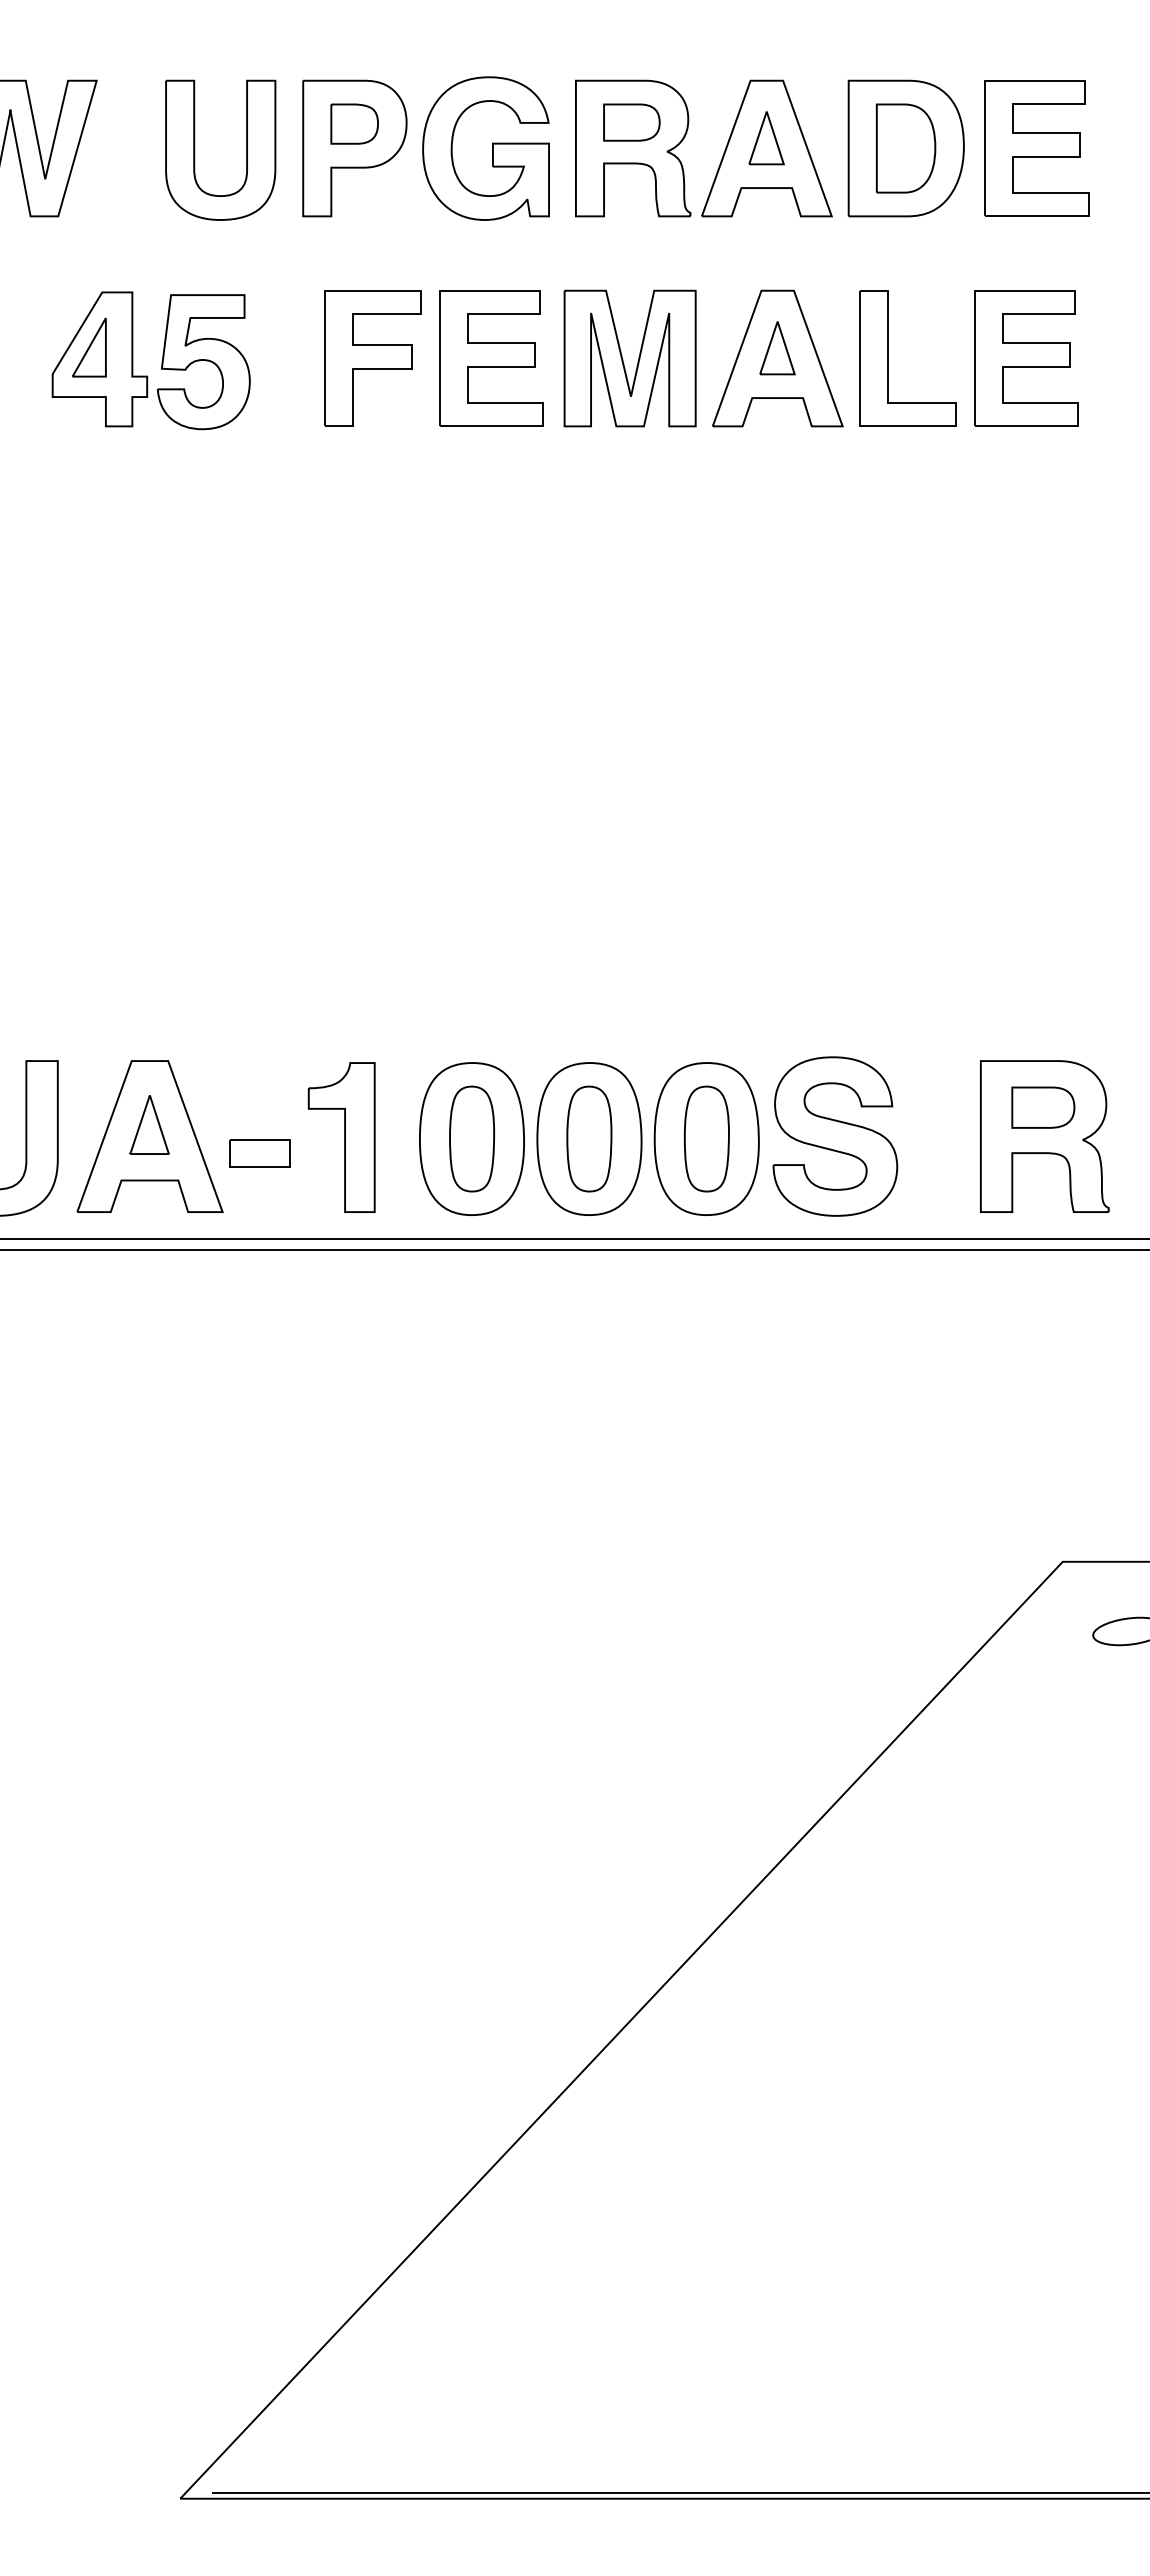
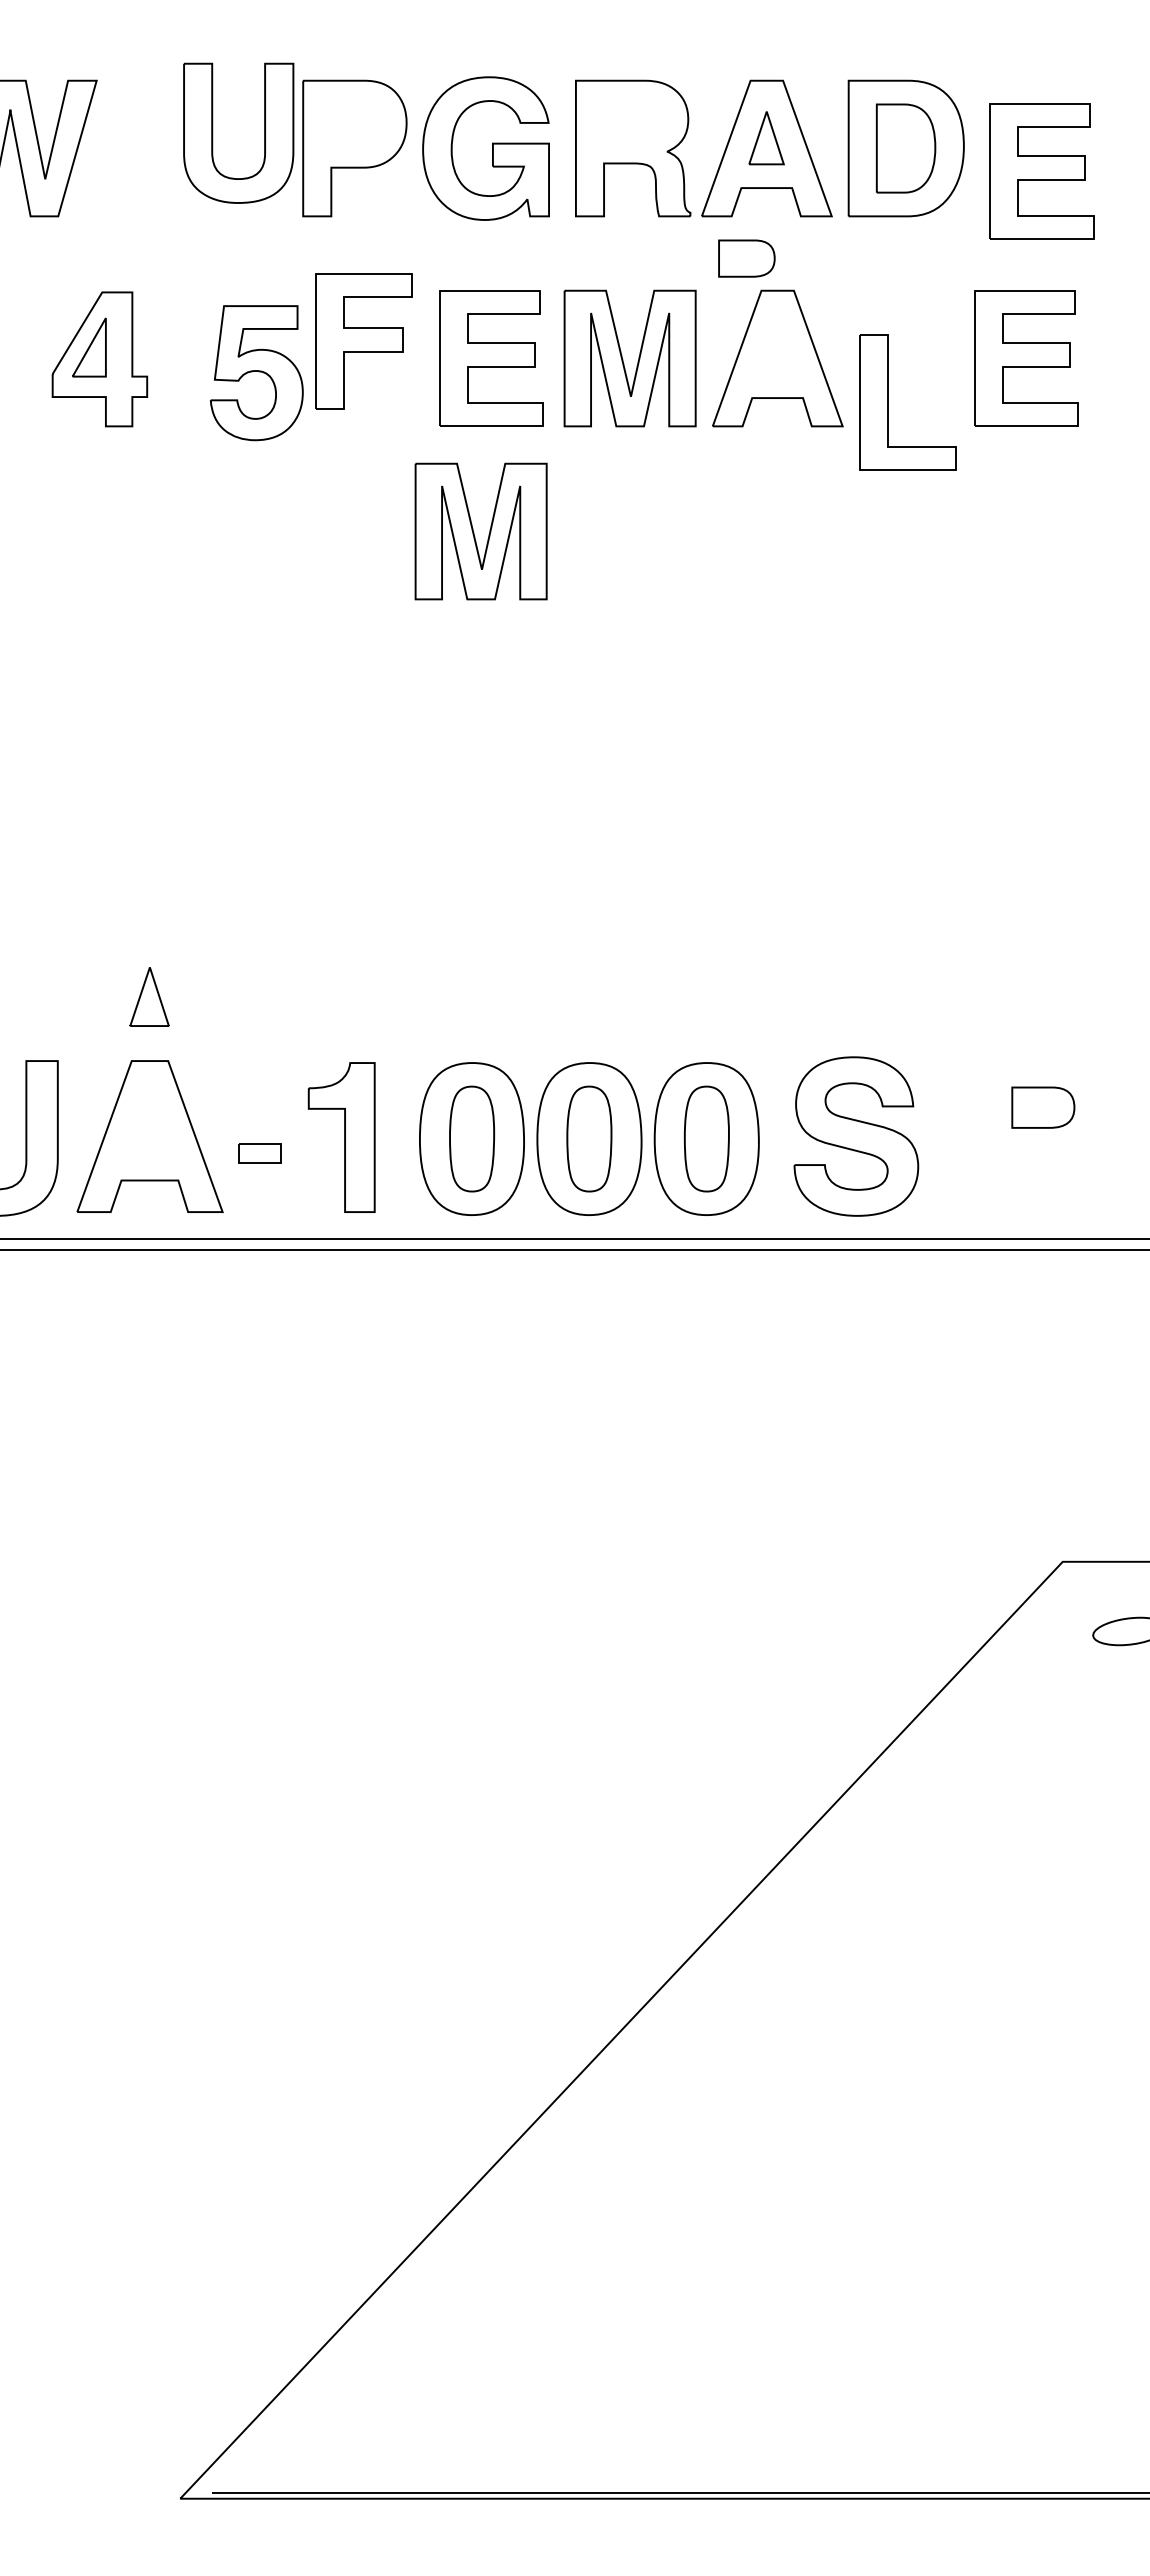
part position: (631, 122) -> (746, 258) (746, 258)
part: present -> none (354, 123)
part position: (1036, 148) -> (1041, 171) (1041, 171)
part position: (195, 149) -> (213, 132) (213, 132)
part: present -> none (777, 348)
part position: (372, 358) -> (363, 341) (363, 341)
part position: (888, 358) -> (888, 402) (888, 402)
part position: (203, 362) -> (256, 373) (256, 373)
part: none -> present (474, 532)
part position: (149, 1124) -> (149, 996) (149, 996)
part position: (835, 1136) -> (856, 1136) (856, 1136)
part: present -> none (1044, 1136)
part size: 62x29 px -> 44x21 px (259, 1153)
